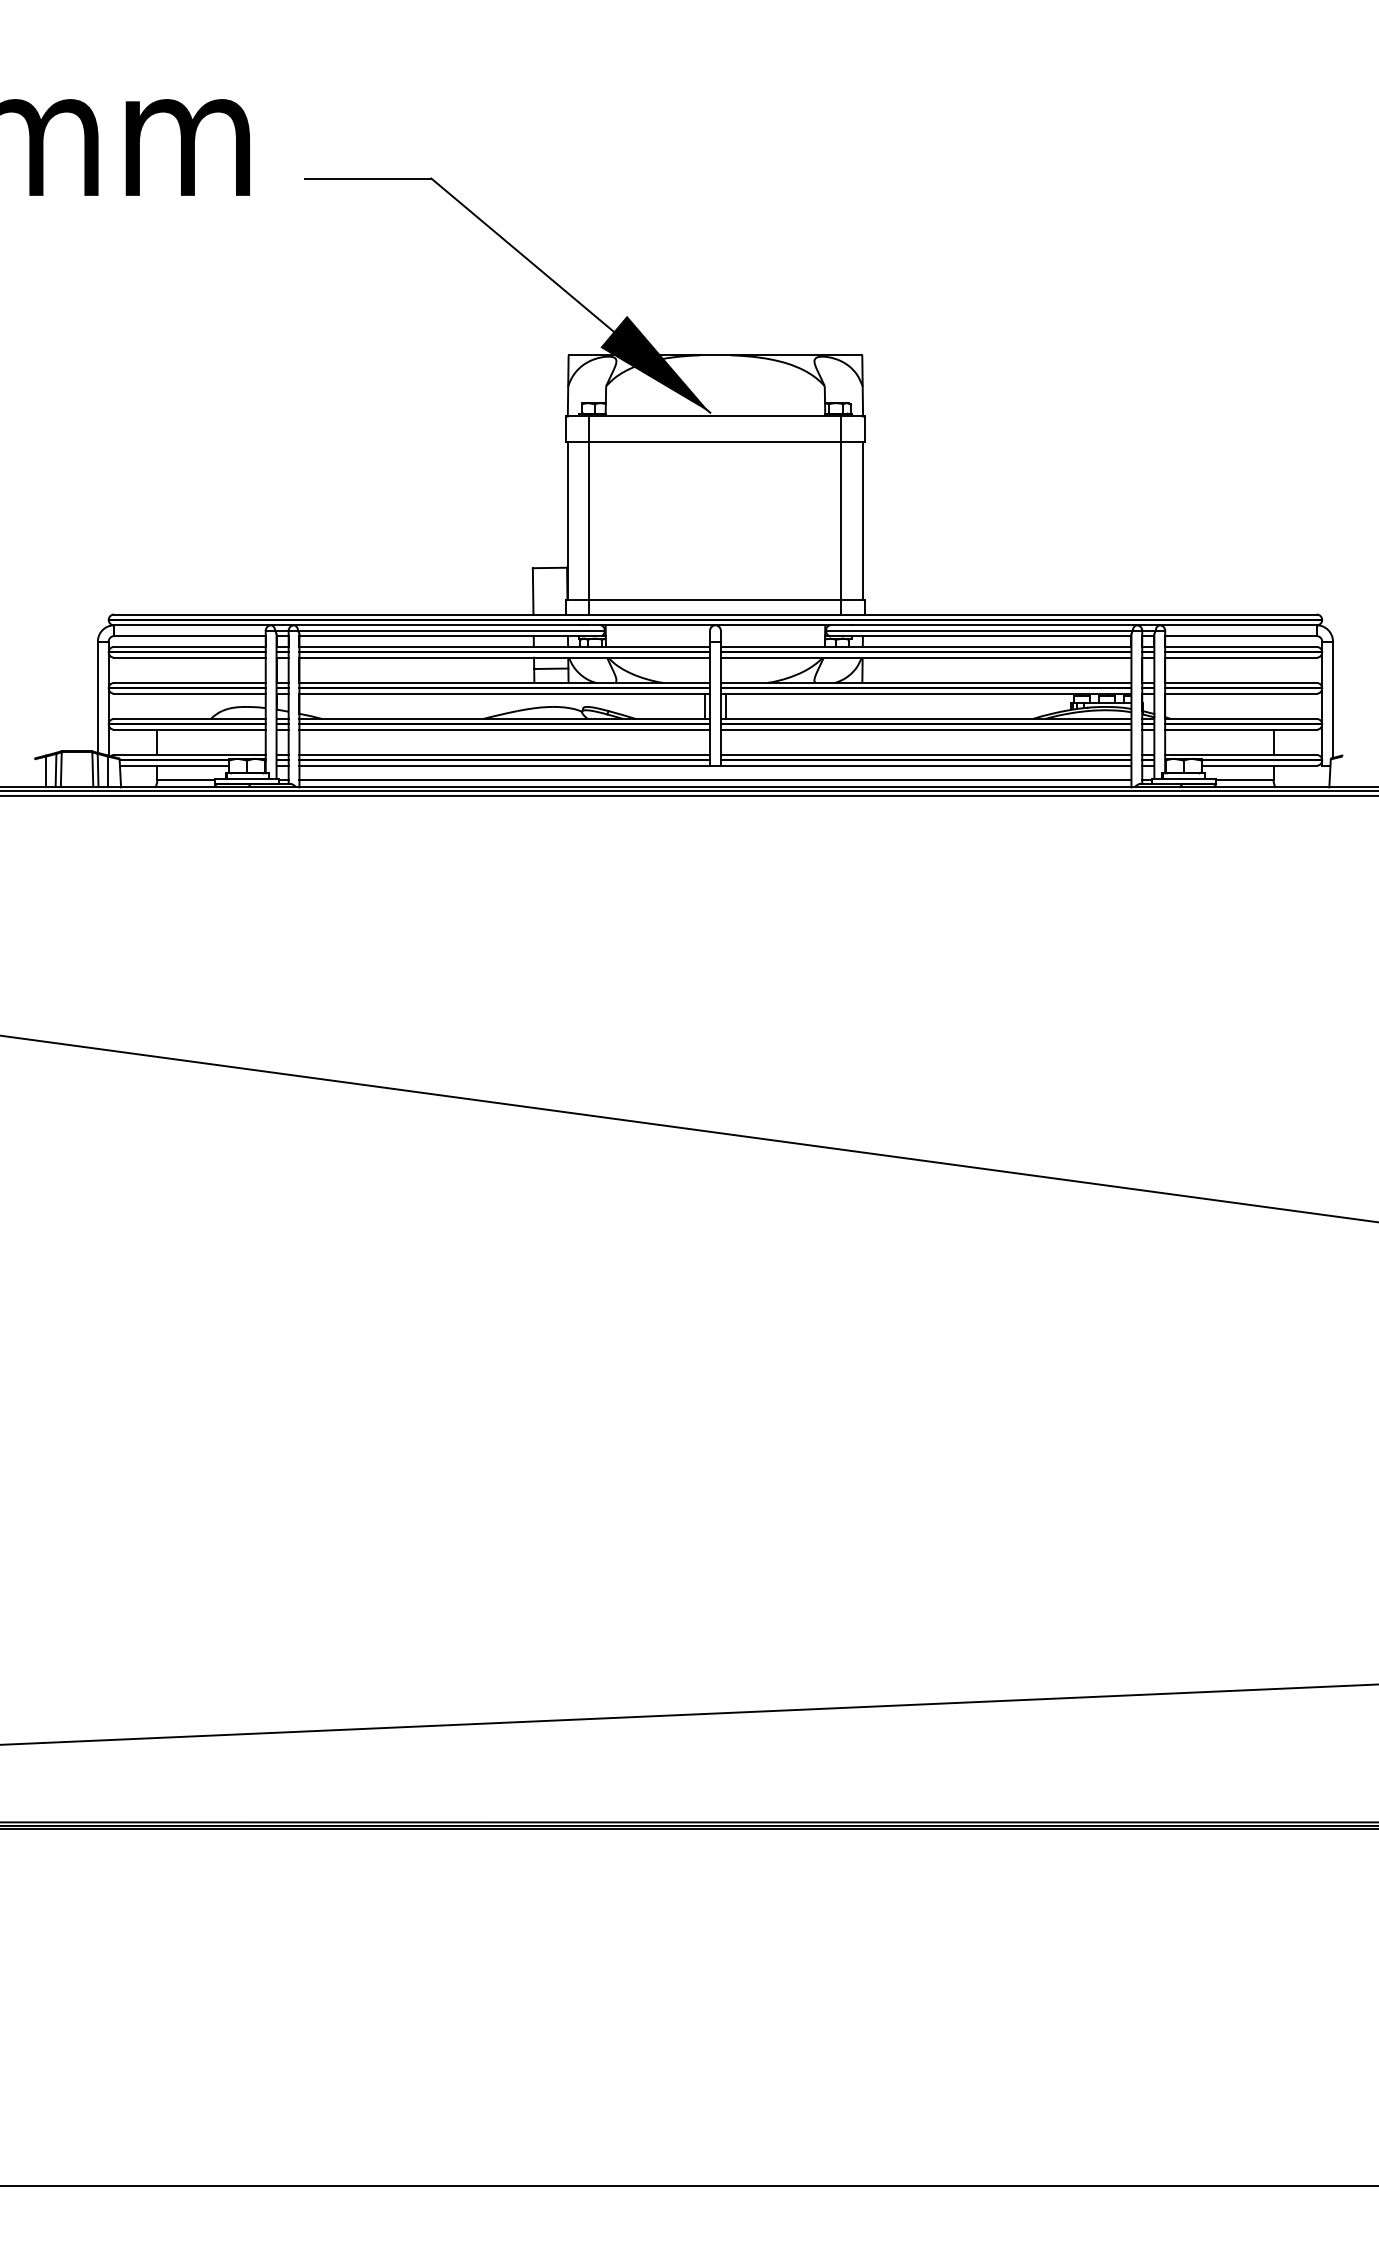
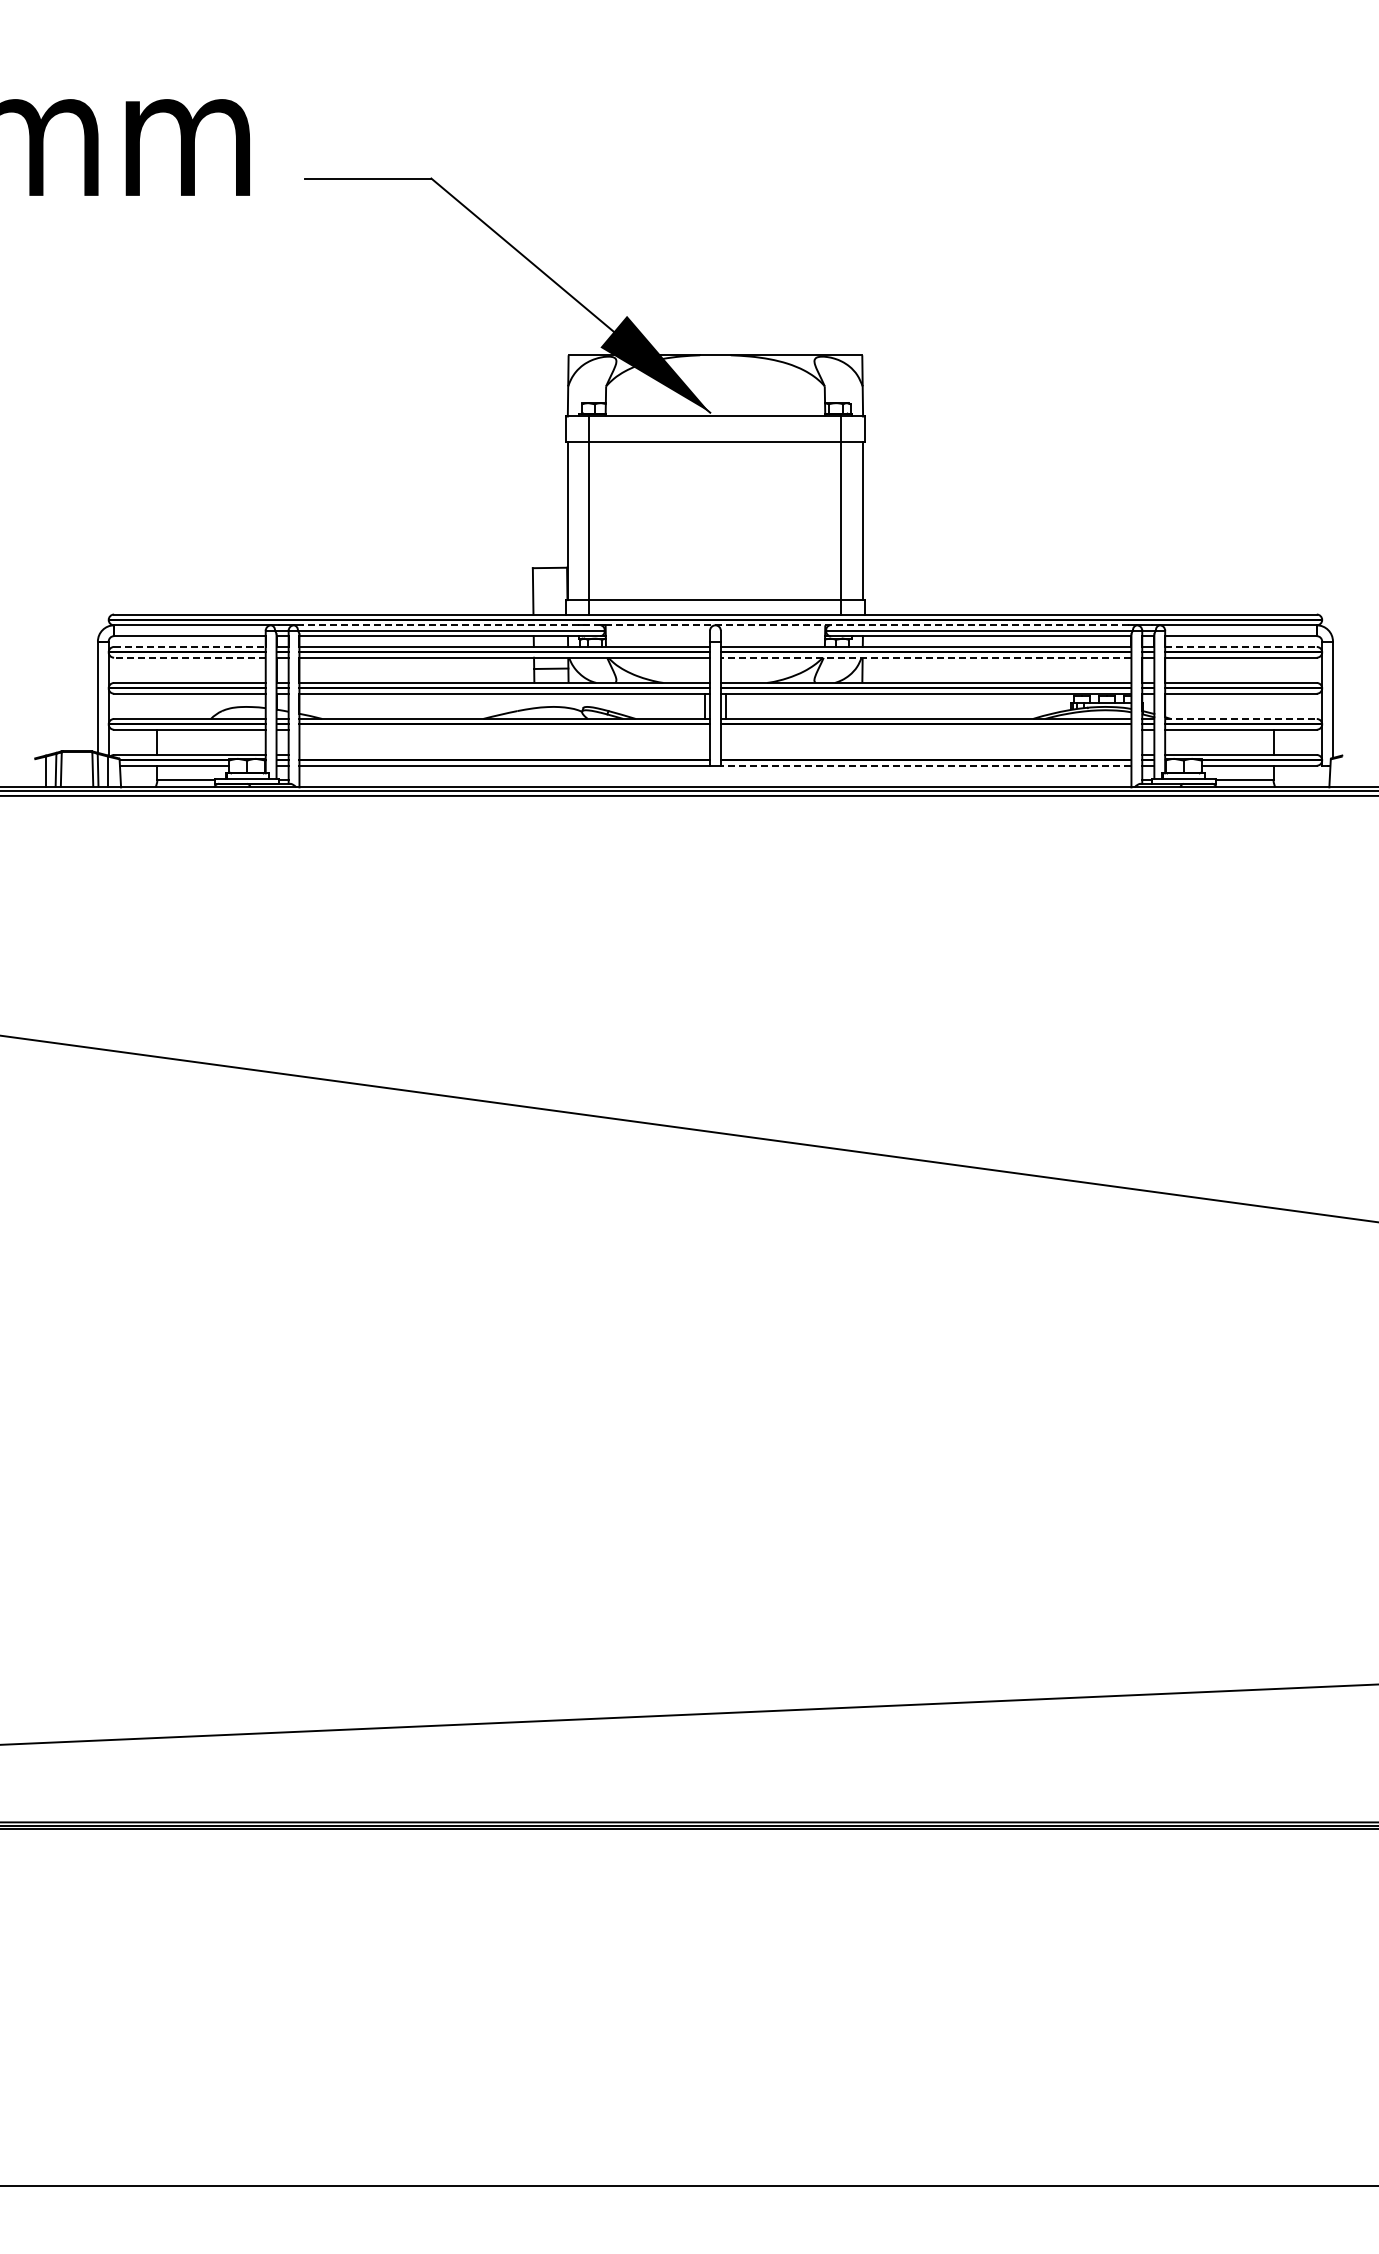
line: solid -> dashed (715, 625)
line: solid -> dashed (189, 646)
line: solid -> dashed (1240, 646)
line: solid -> dashed (189, 657)
line: solid -> dashed (925, 657)
line: solid -> dashed (1240, 718)
line: present -> none (504, 729)
line: present -> none (925, 729)
line: present -> none (504, 754)
line: present -> none (925, 754)
line: solid -> dashed (925, 765)
line: present -> none (715, 780)
